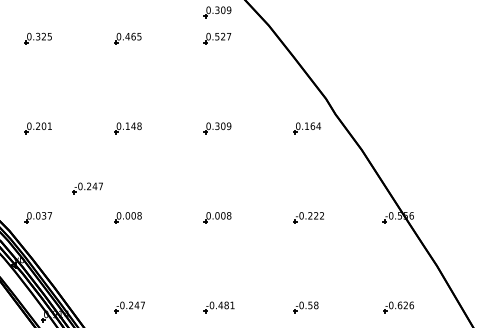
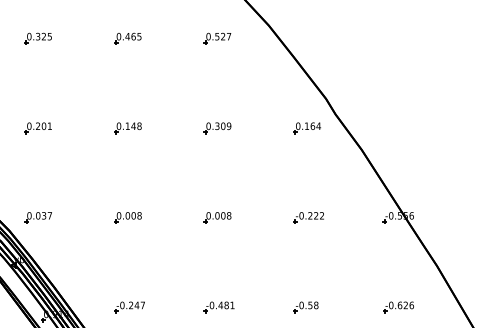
part: present -> none (217, 12)
part: present -> none (87, 188)
